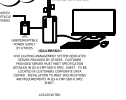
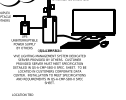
text position: (49, 94) -> (22, 94) (22, 94)
